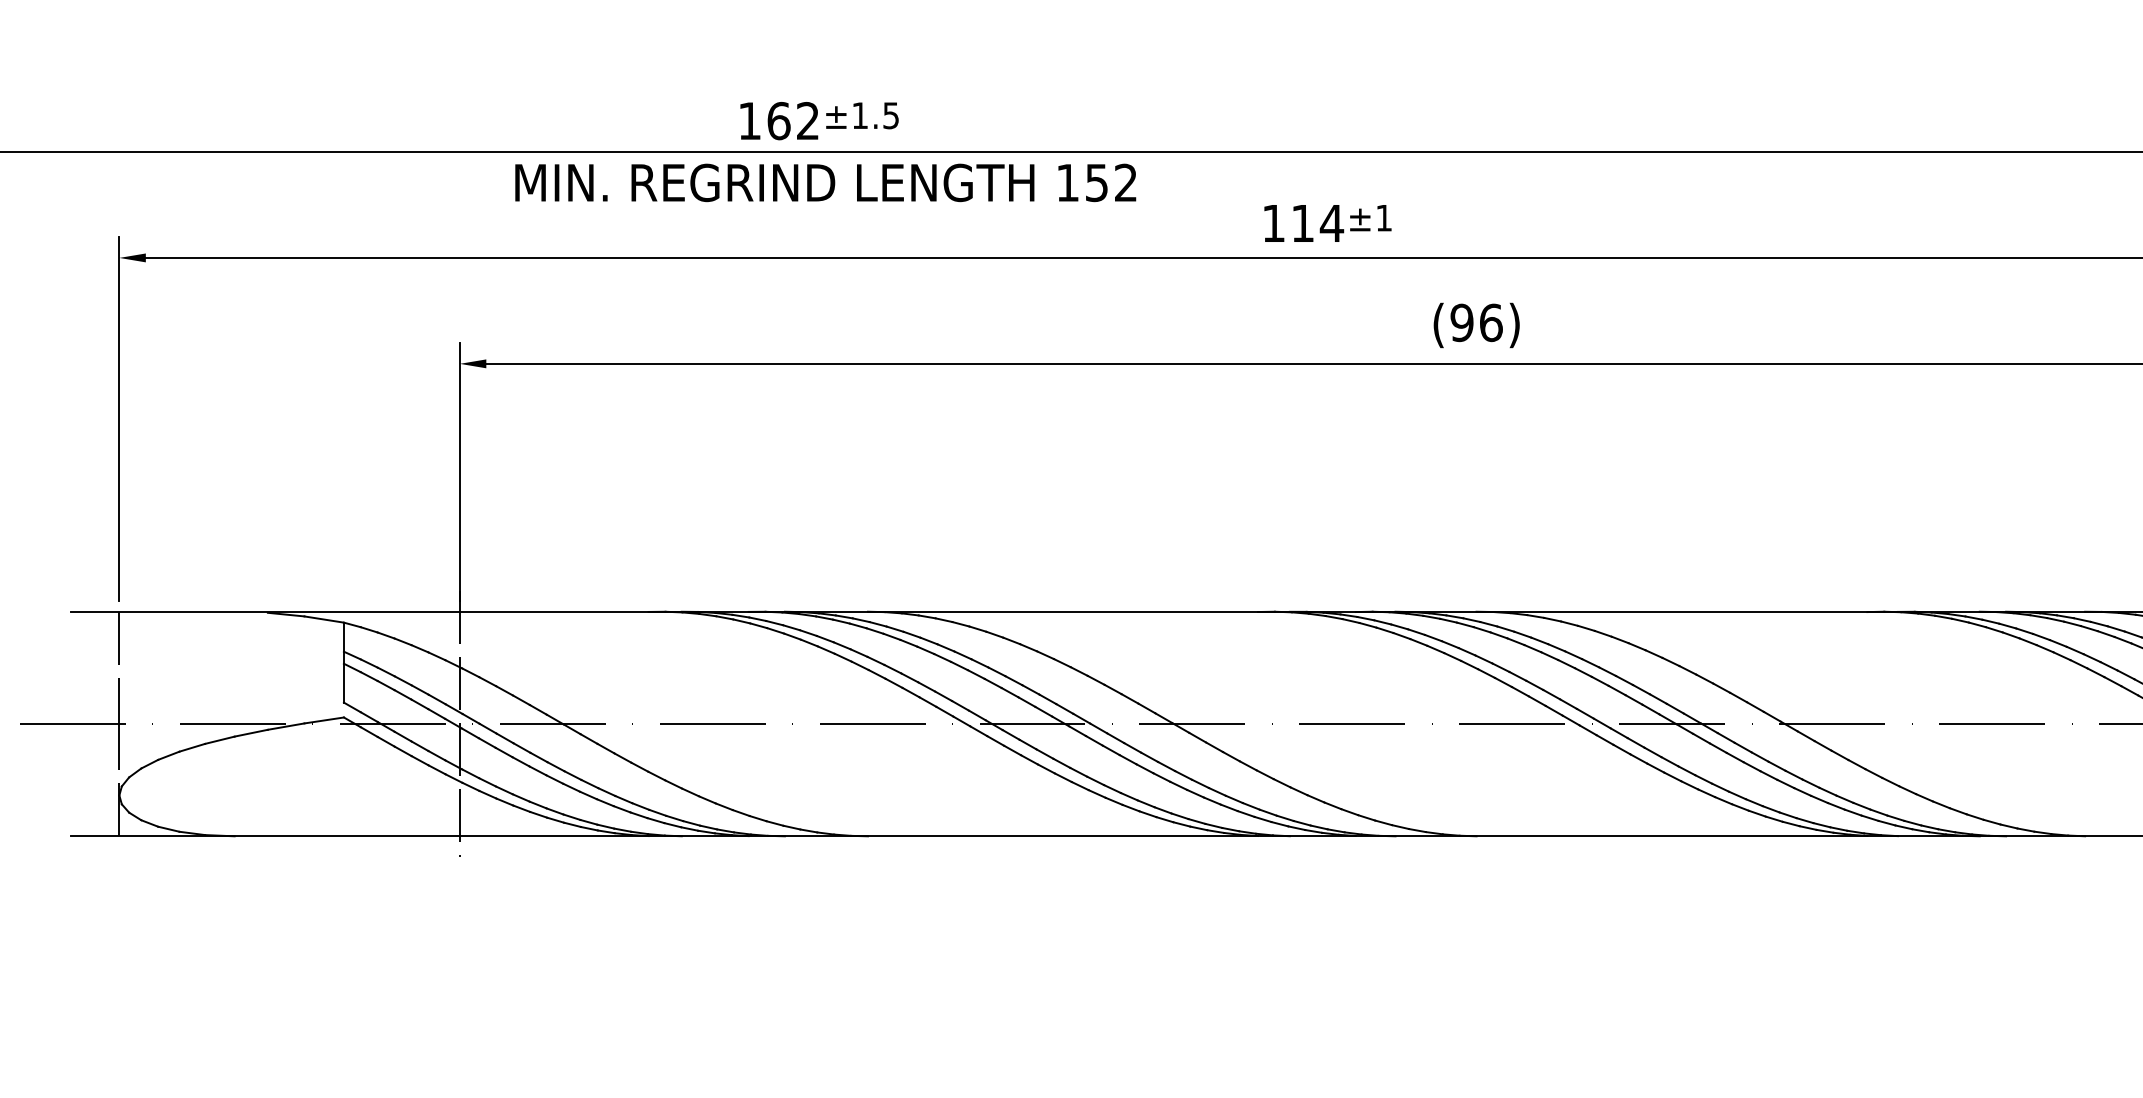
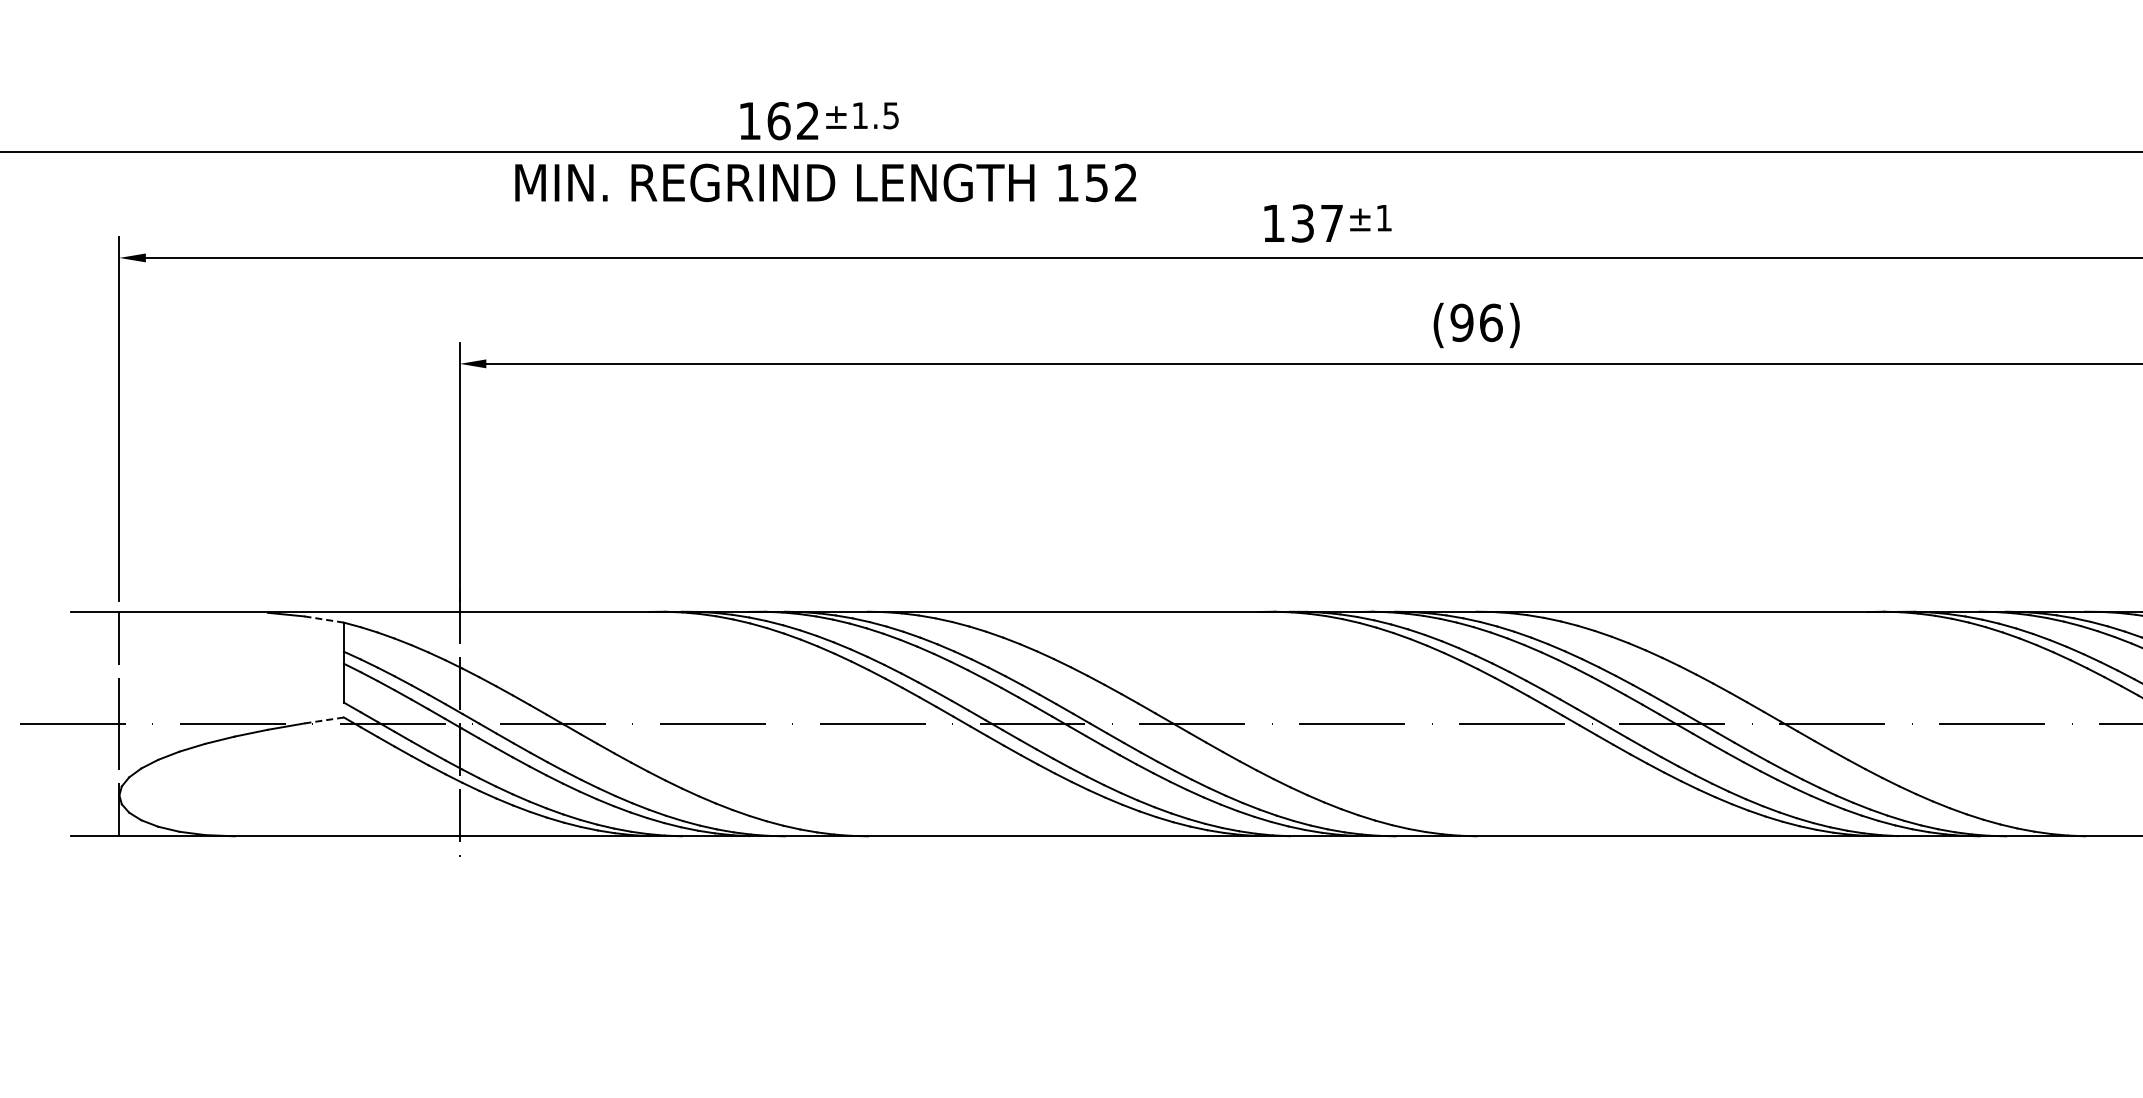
text: 114 -> 137 (1318, 223)
line: solid -> dashed (324, 619)
line: solid -> dashed (324, 720)
